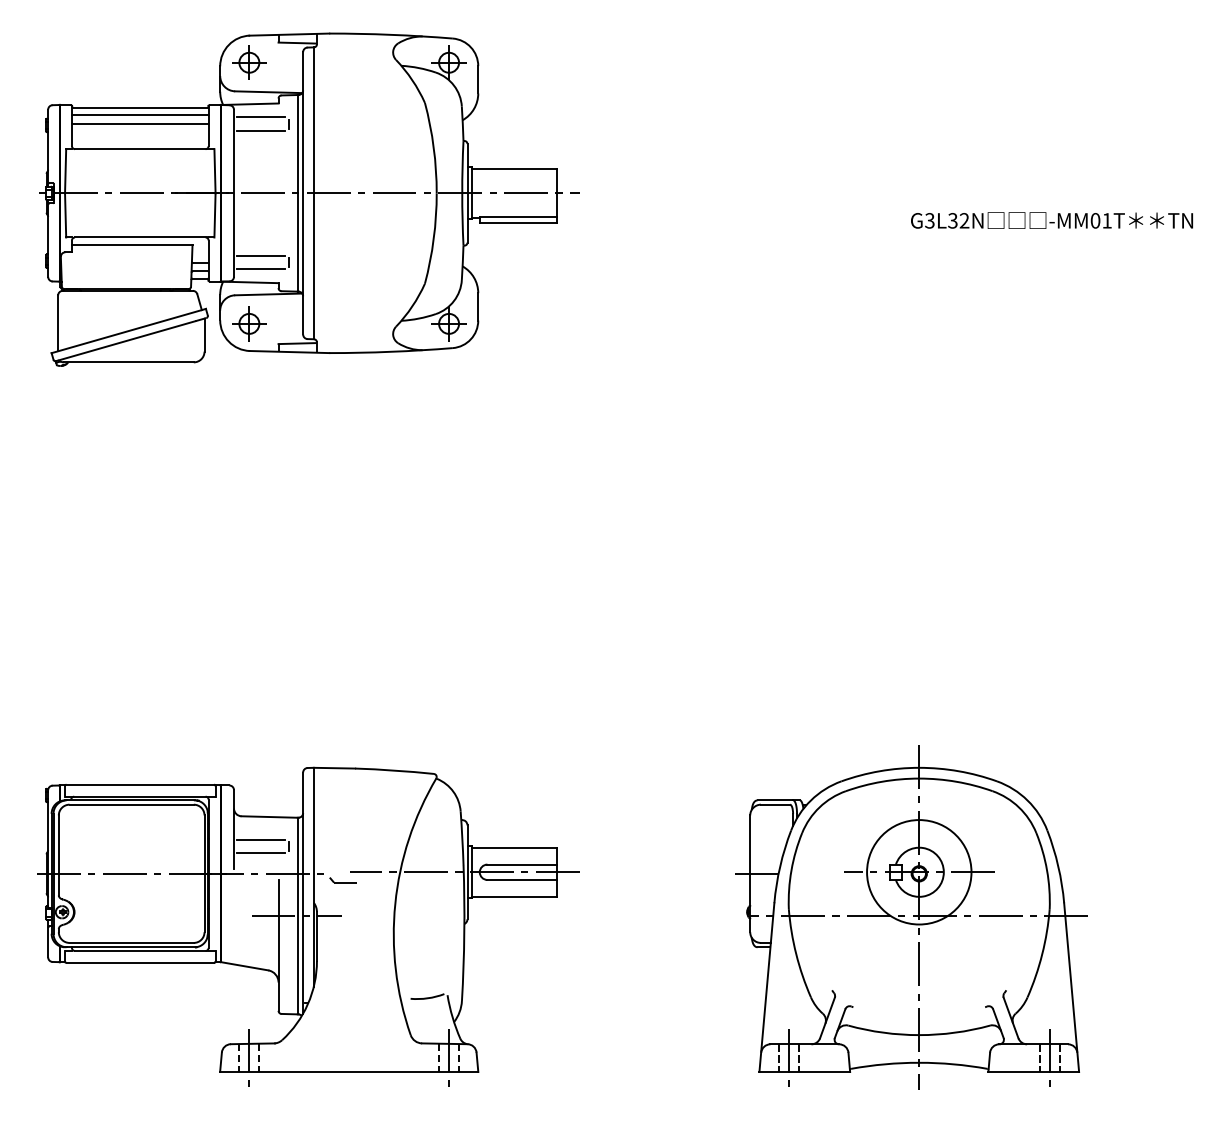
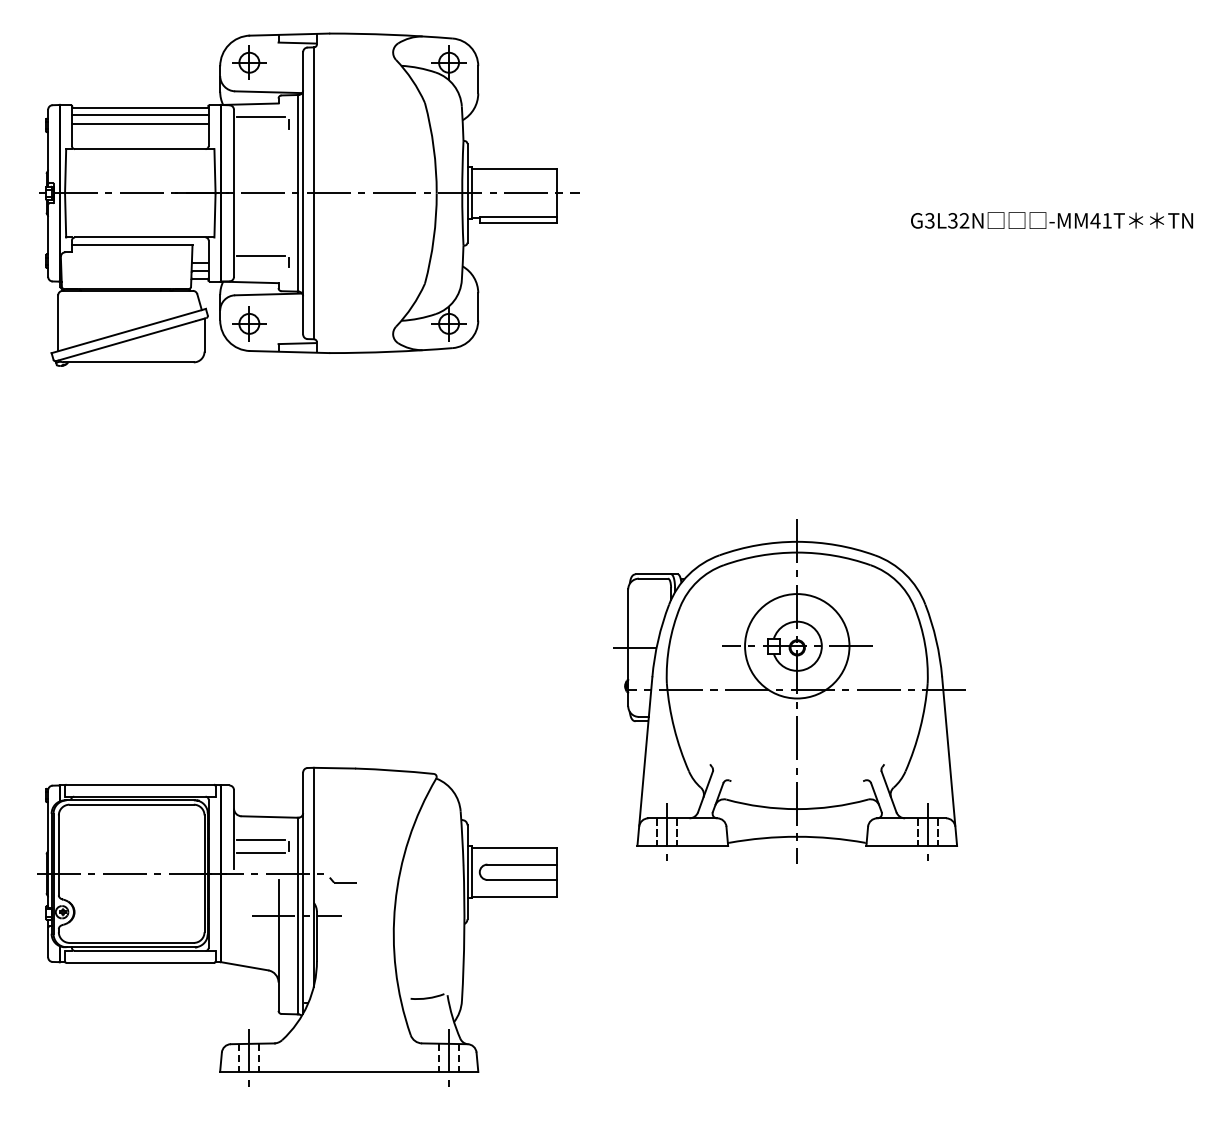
line: present -> none (261, 131)
text: -MM01T -> -MM41T (1095, 220)
line: present -> none (261, 269)
line: present -> none (464, 872)
part position: (911, 917) -> (789, 691) (789, 691)
